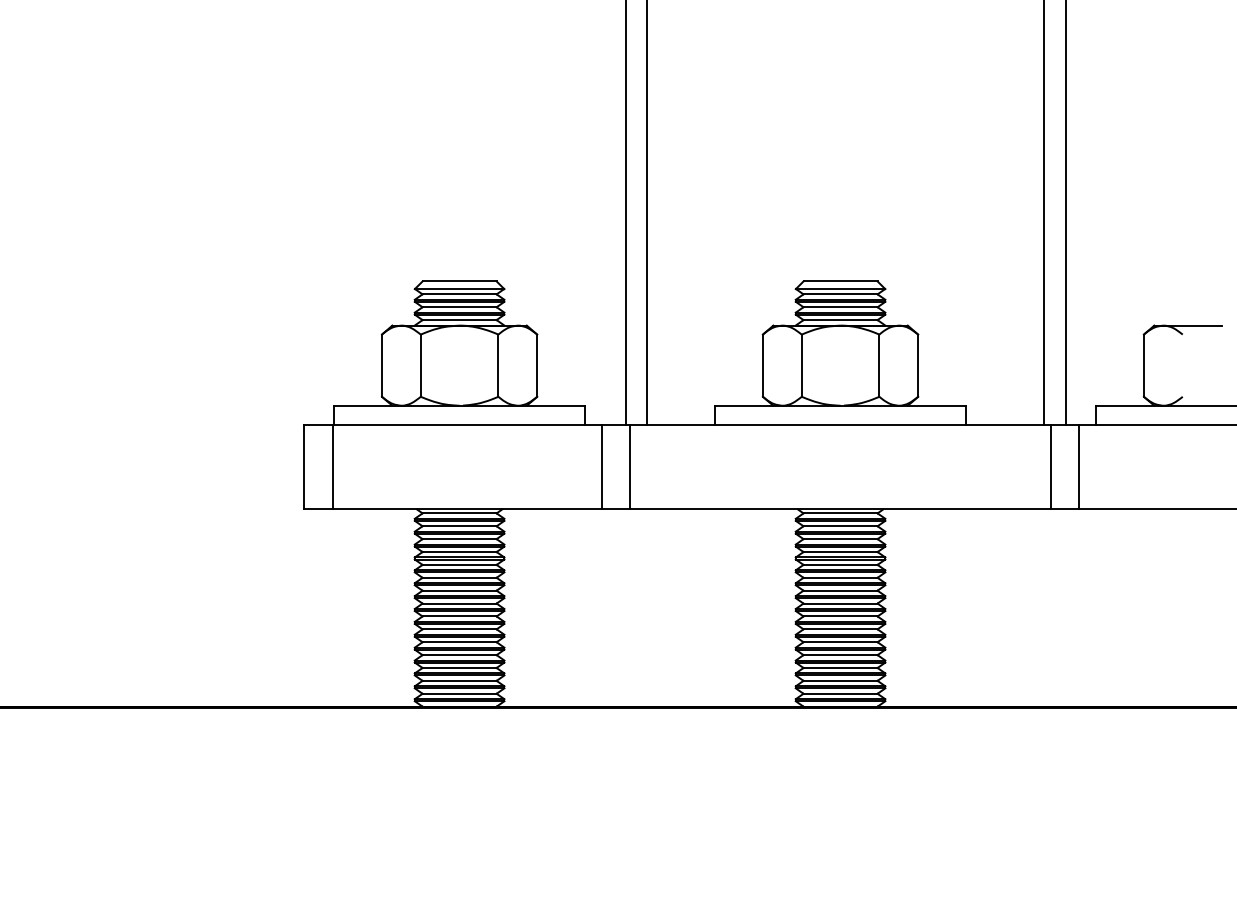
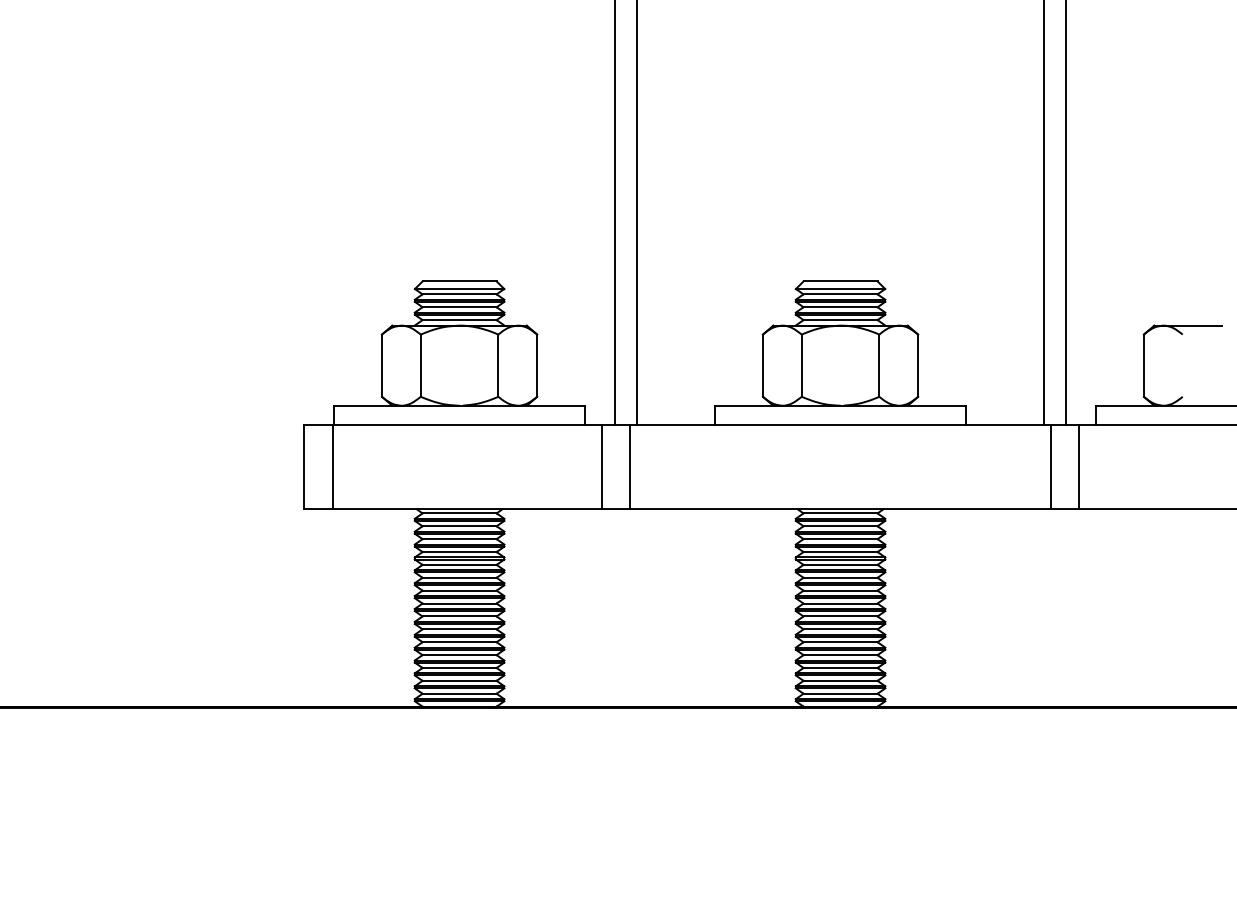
line position: (625, 213) -> (614, 213) (614, 213)
line position: (647, 213) -> (637, 213) (637, 213)
